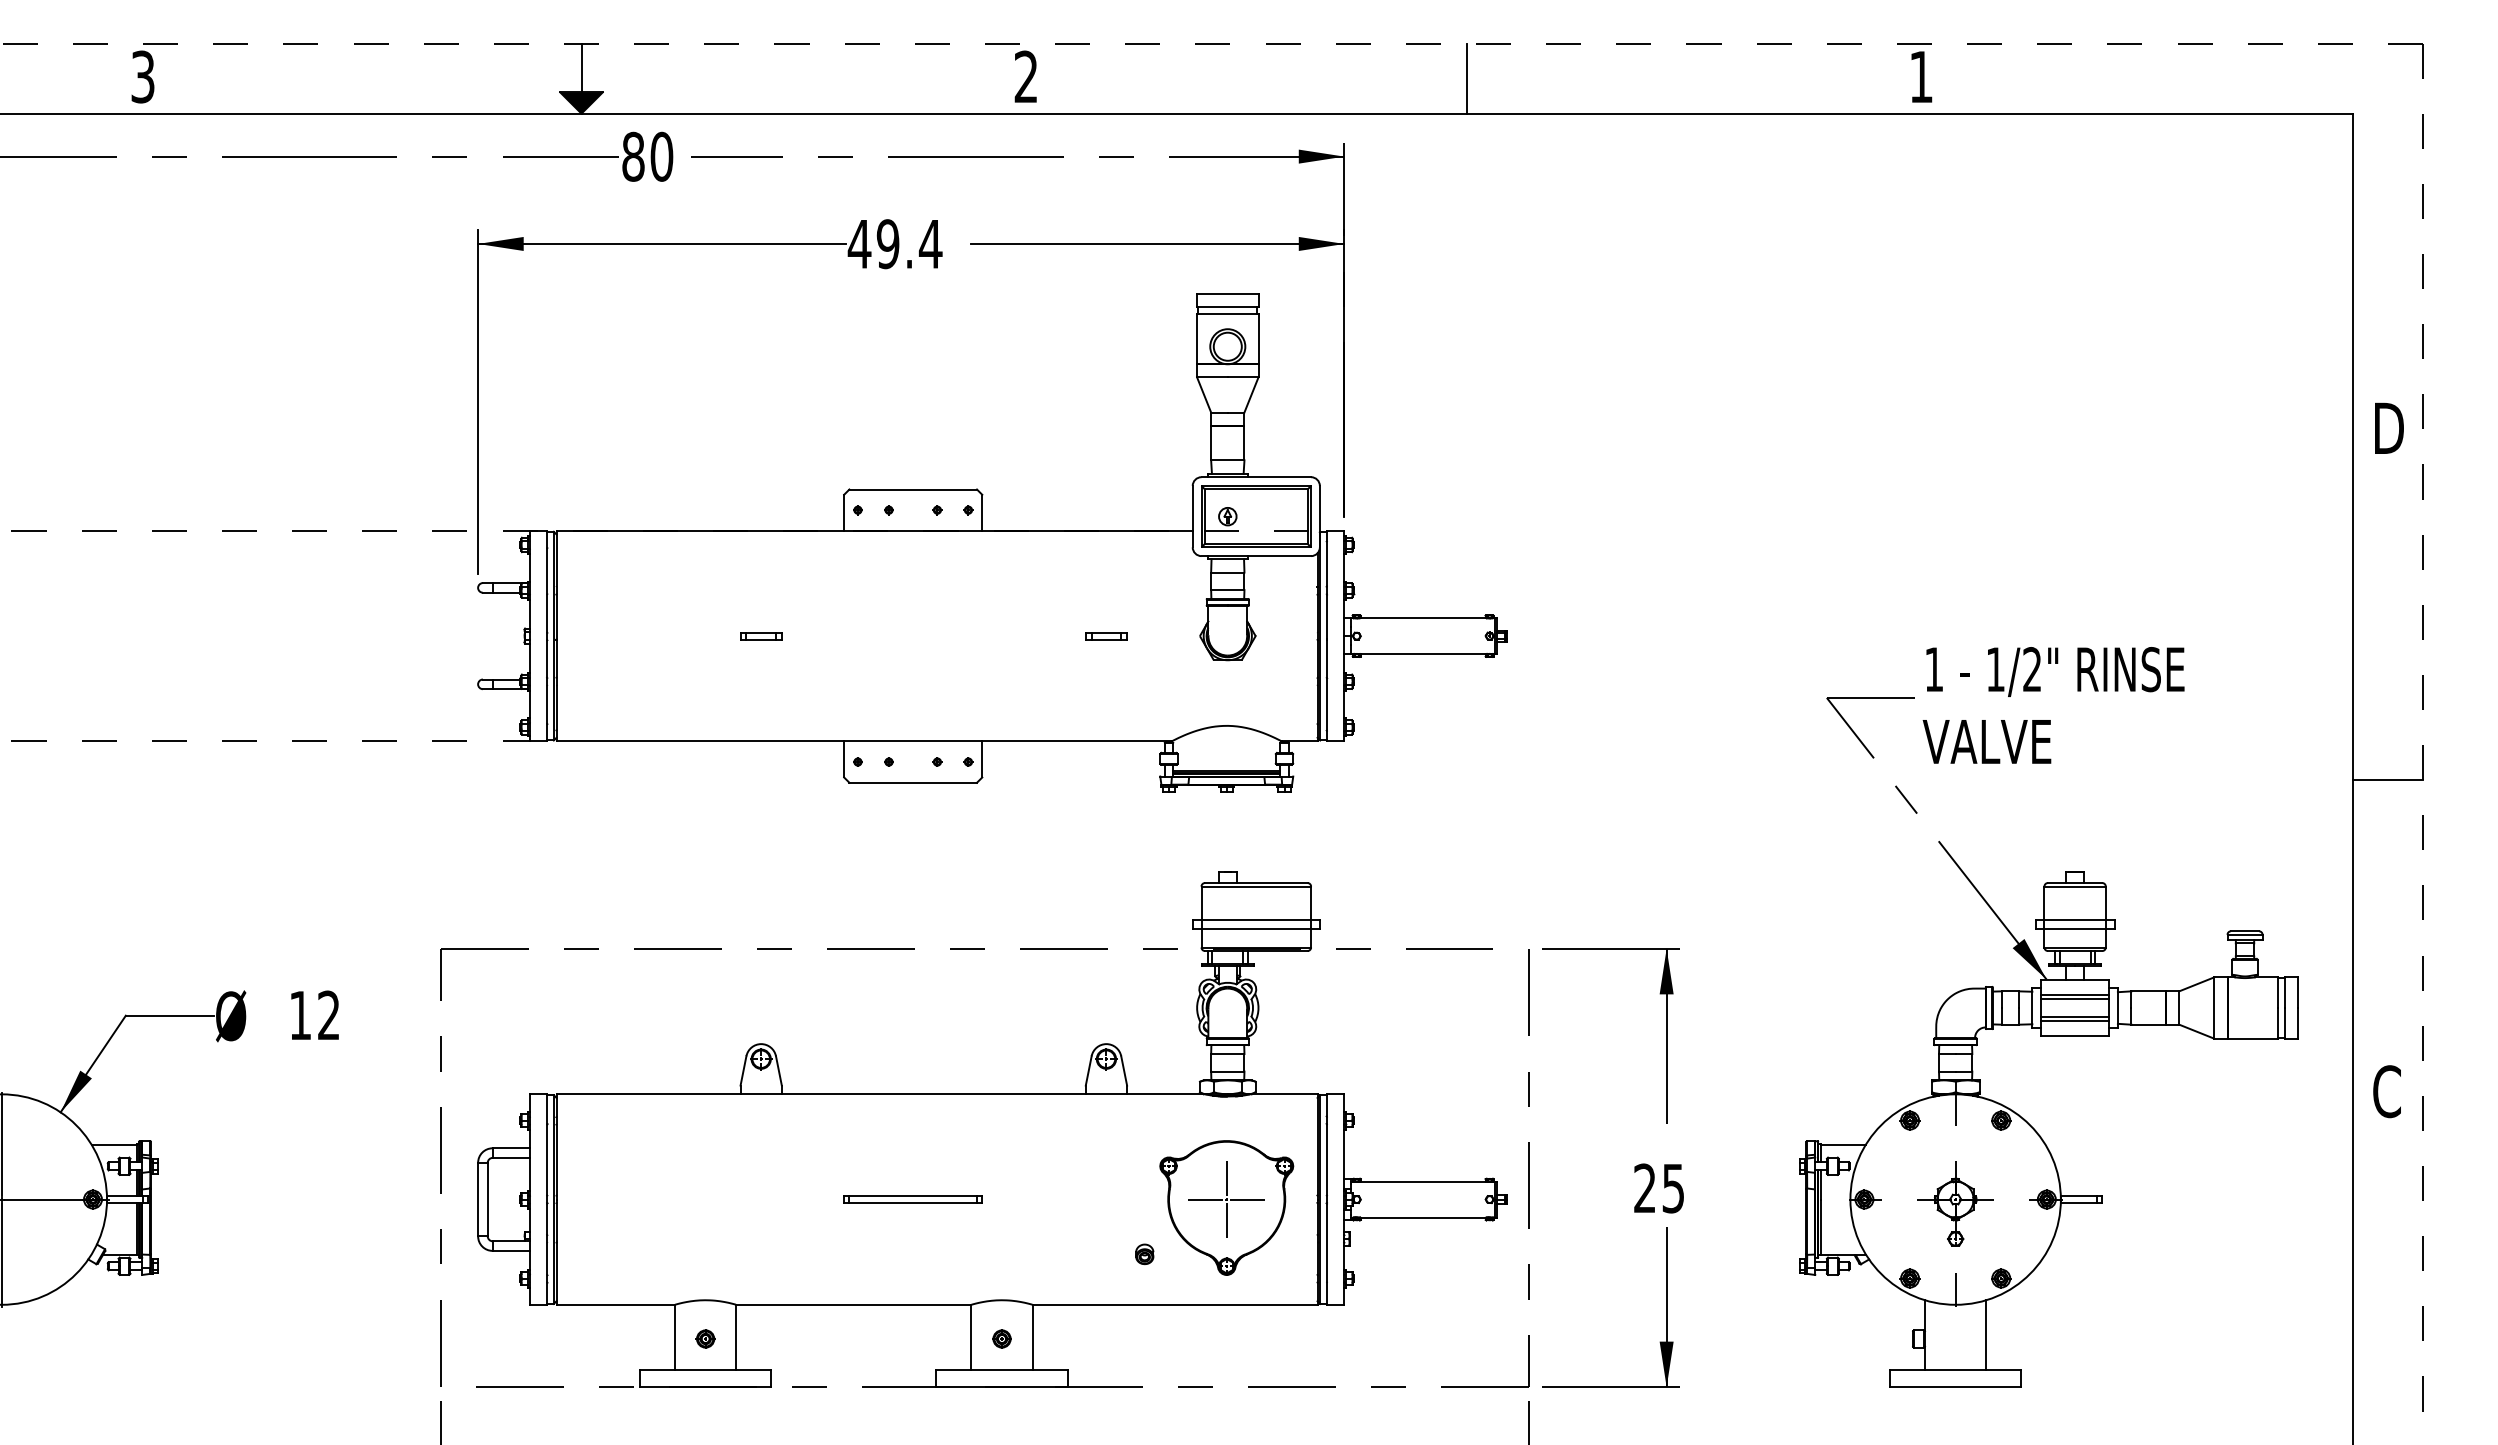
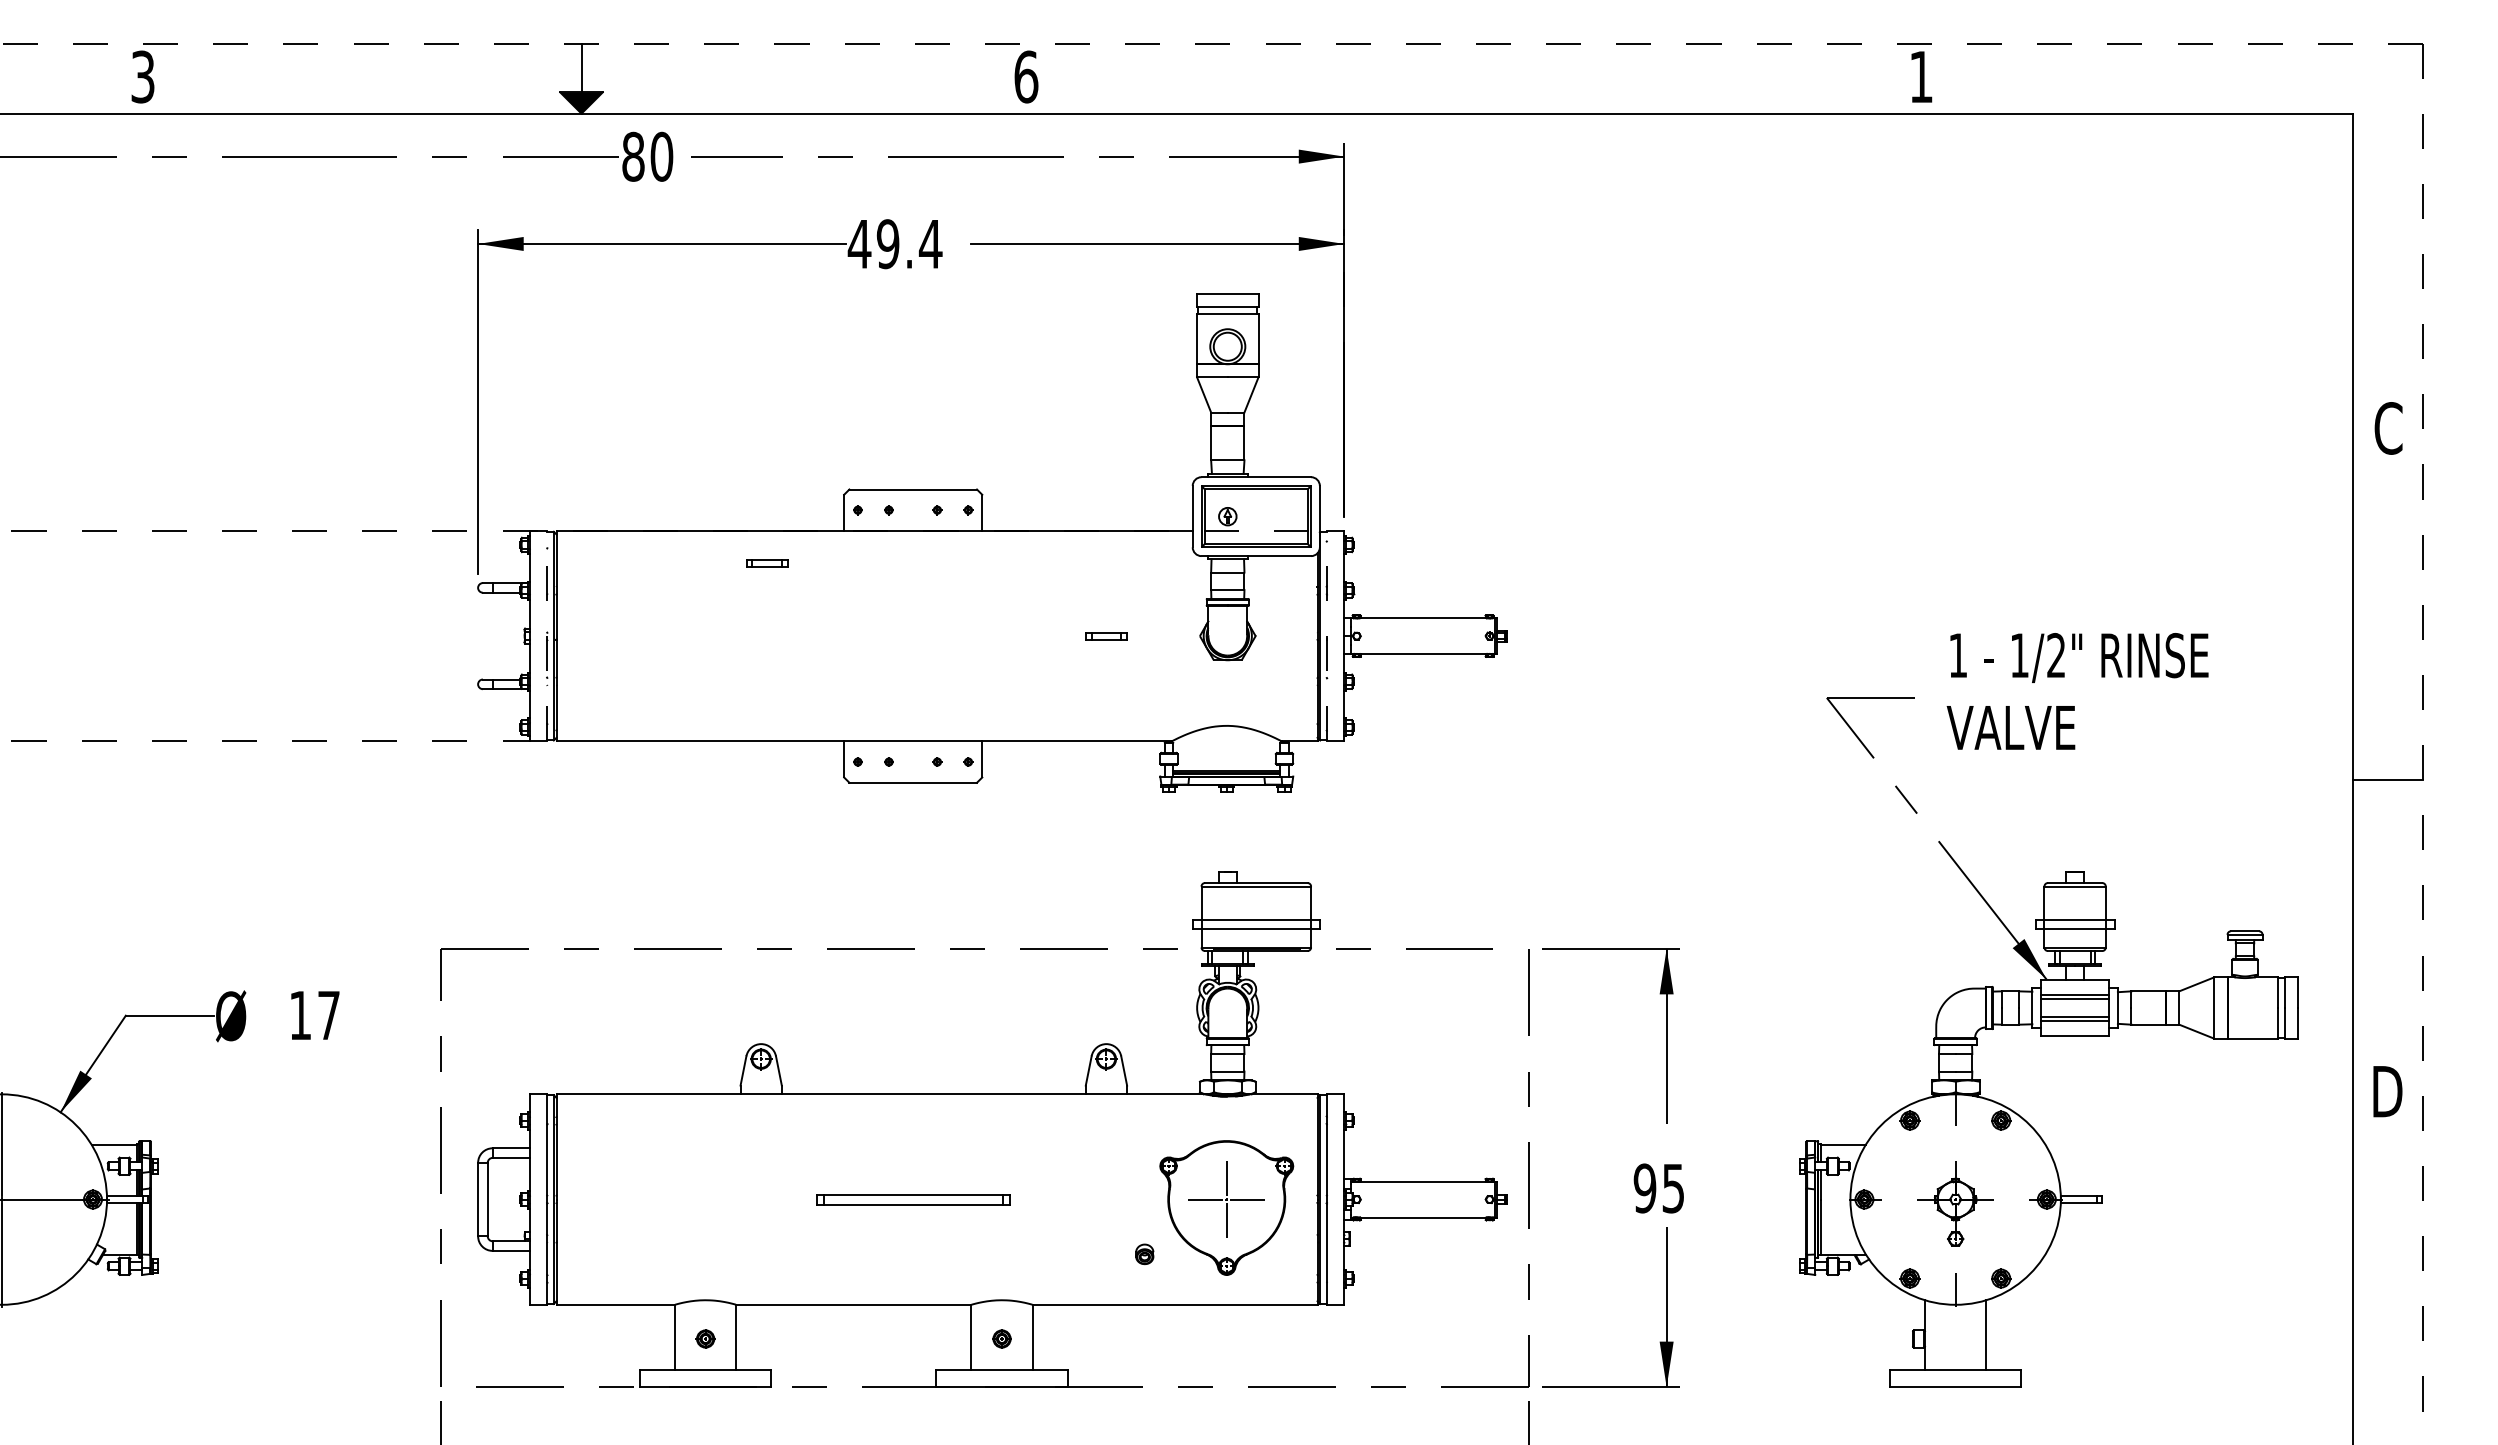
text: 2 -> 6 (1026, 76)
line: present -> none (1467, 78)
text: D -> C (2388, 428)
line: solid -> dashed (547, 635)
line: solid -> dashed (1326, 635)
part position: (761, 636) -> (767, 563) (767, 563)
text position: (2053, 705) -> (2077, 691) (2077, 691)
text: 12 -> 17 (328, 1014)
text: C -> D (2387, 1091)
text: 25 -> 95 (1644, 1188)
part size: 140x9 px -> 195x12 px (913, 1199)
